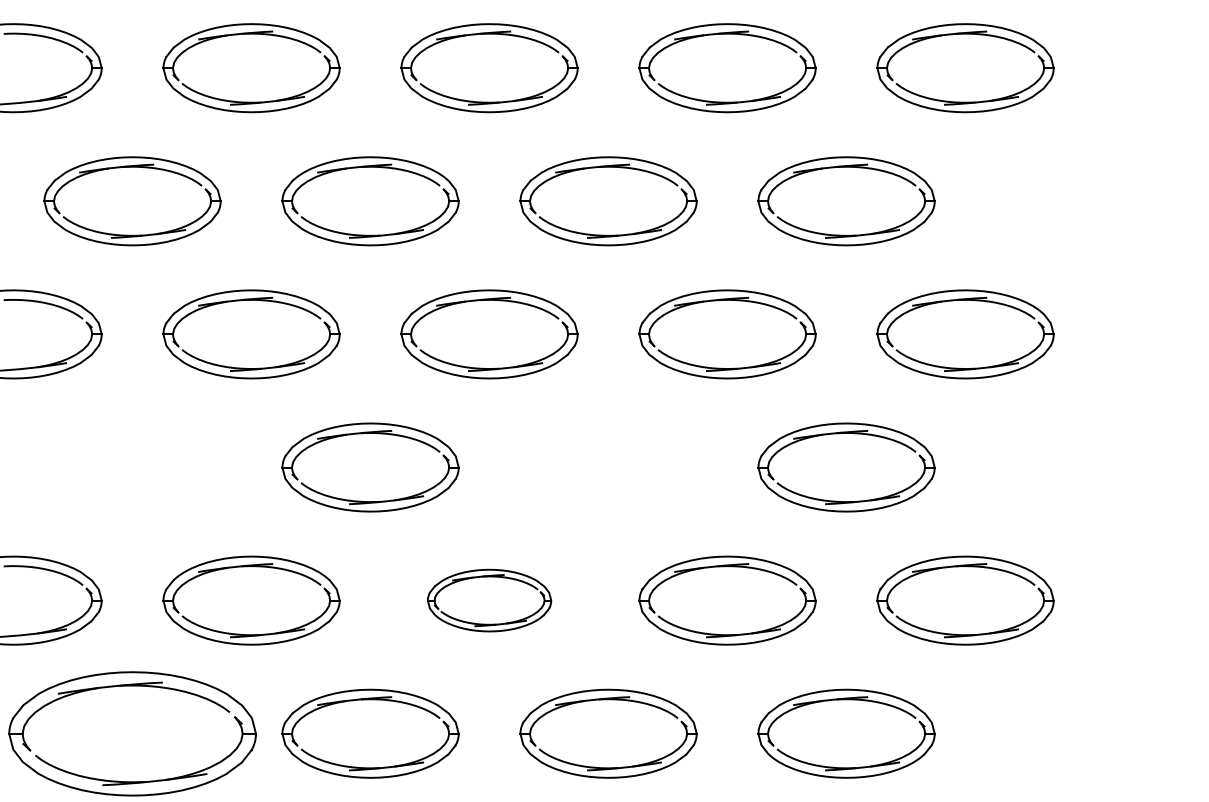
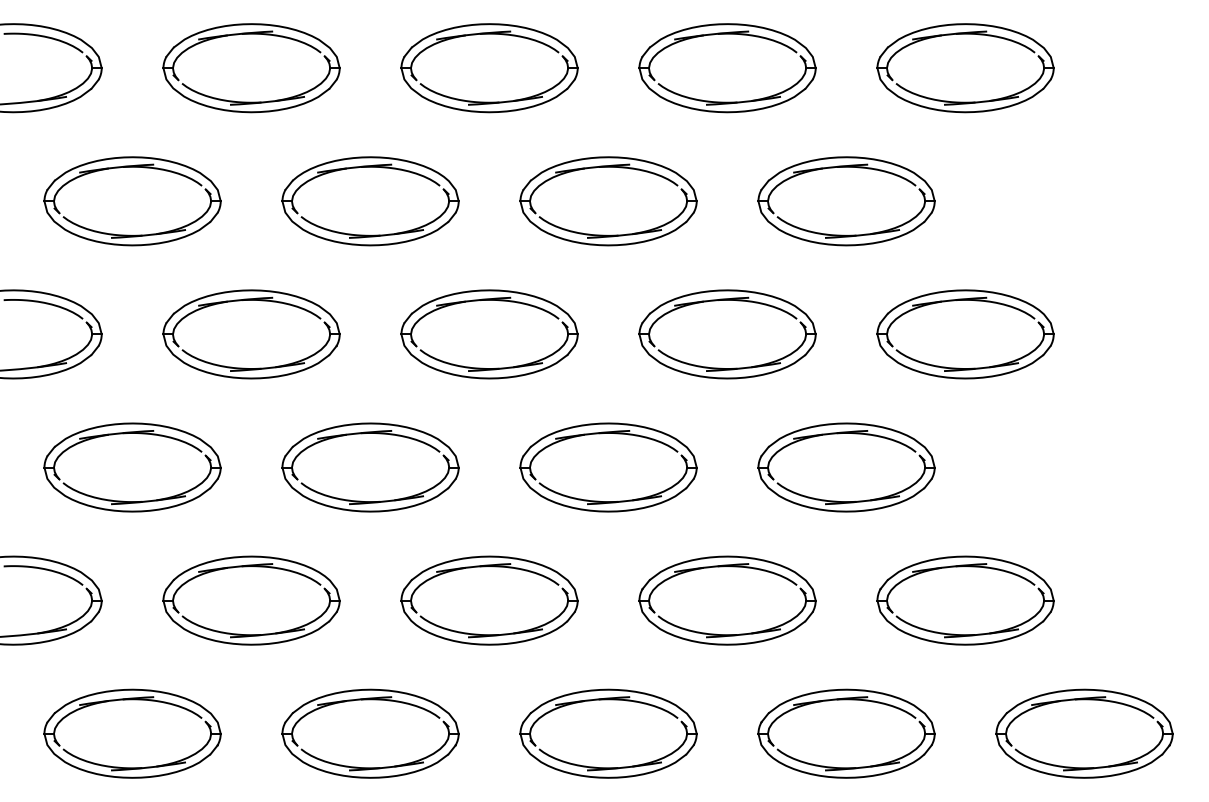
part: none -> present (132, 467)
part: none -> present (608, 467)
part size: 126x65 px -> 179x91 px (489, 600)
part size: 249x126 px -> 179x91 px (132, 733)
part: none -> present (1084, 733)
